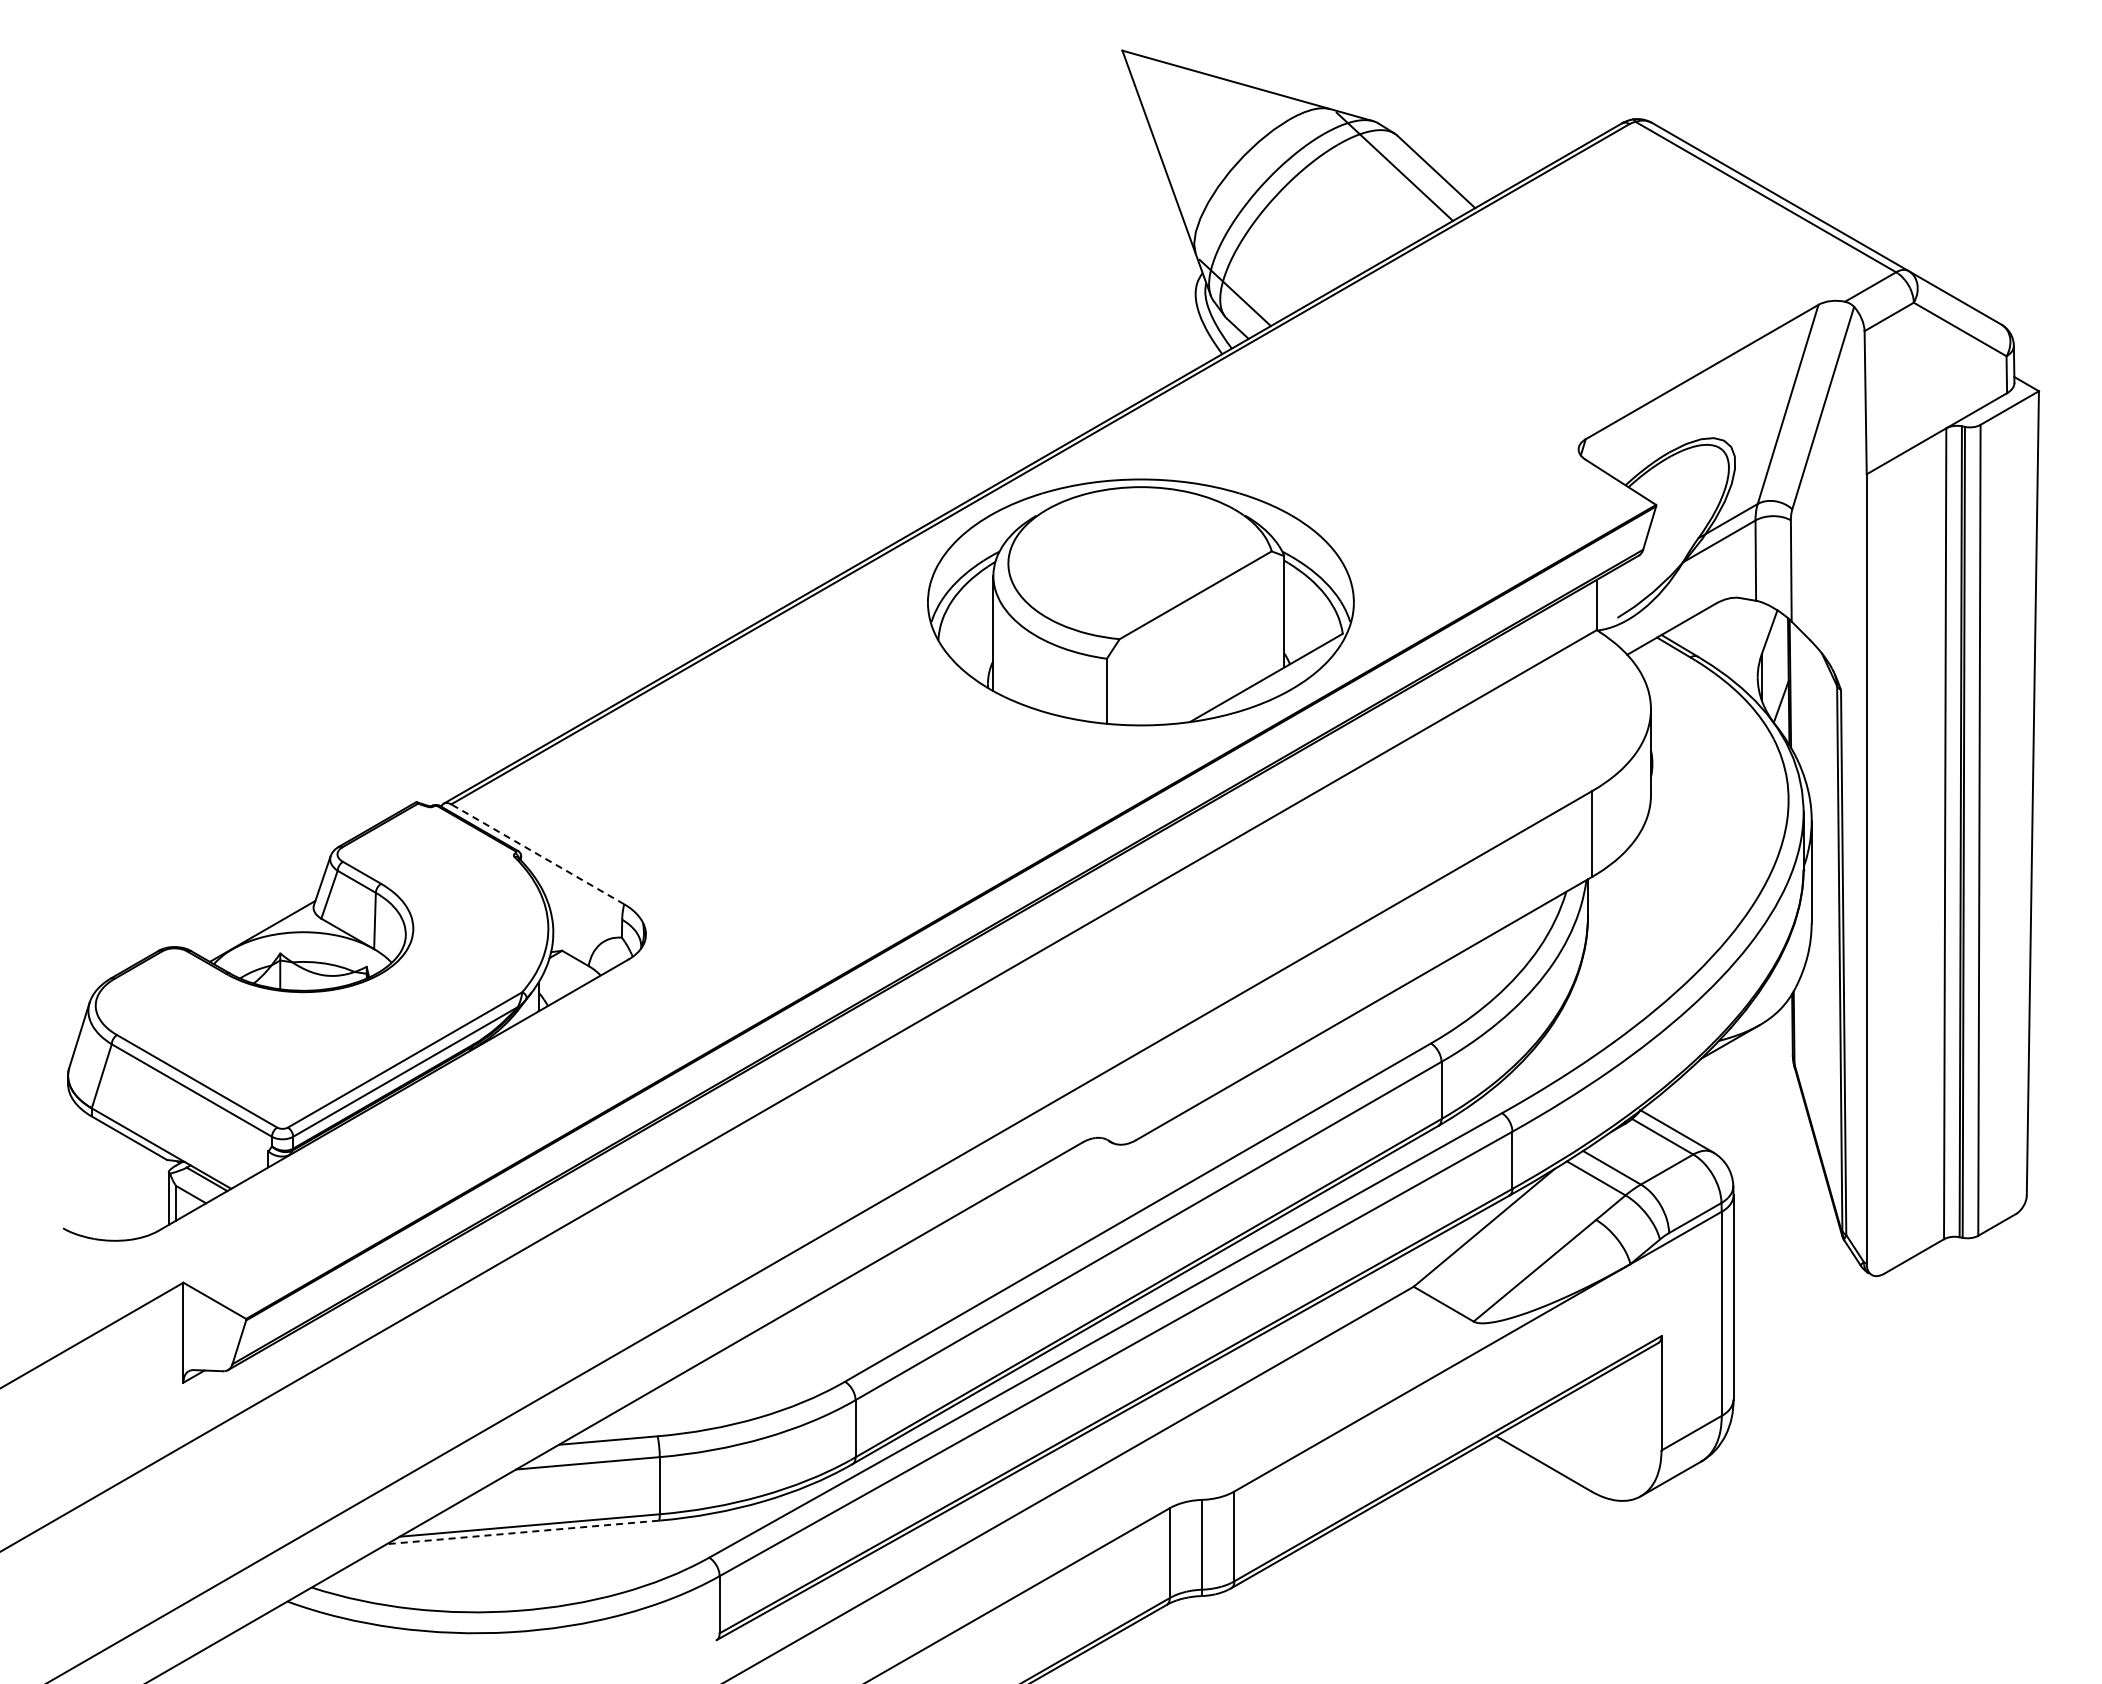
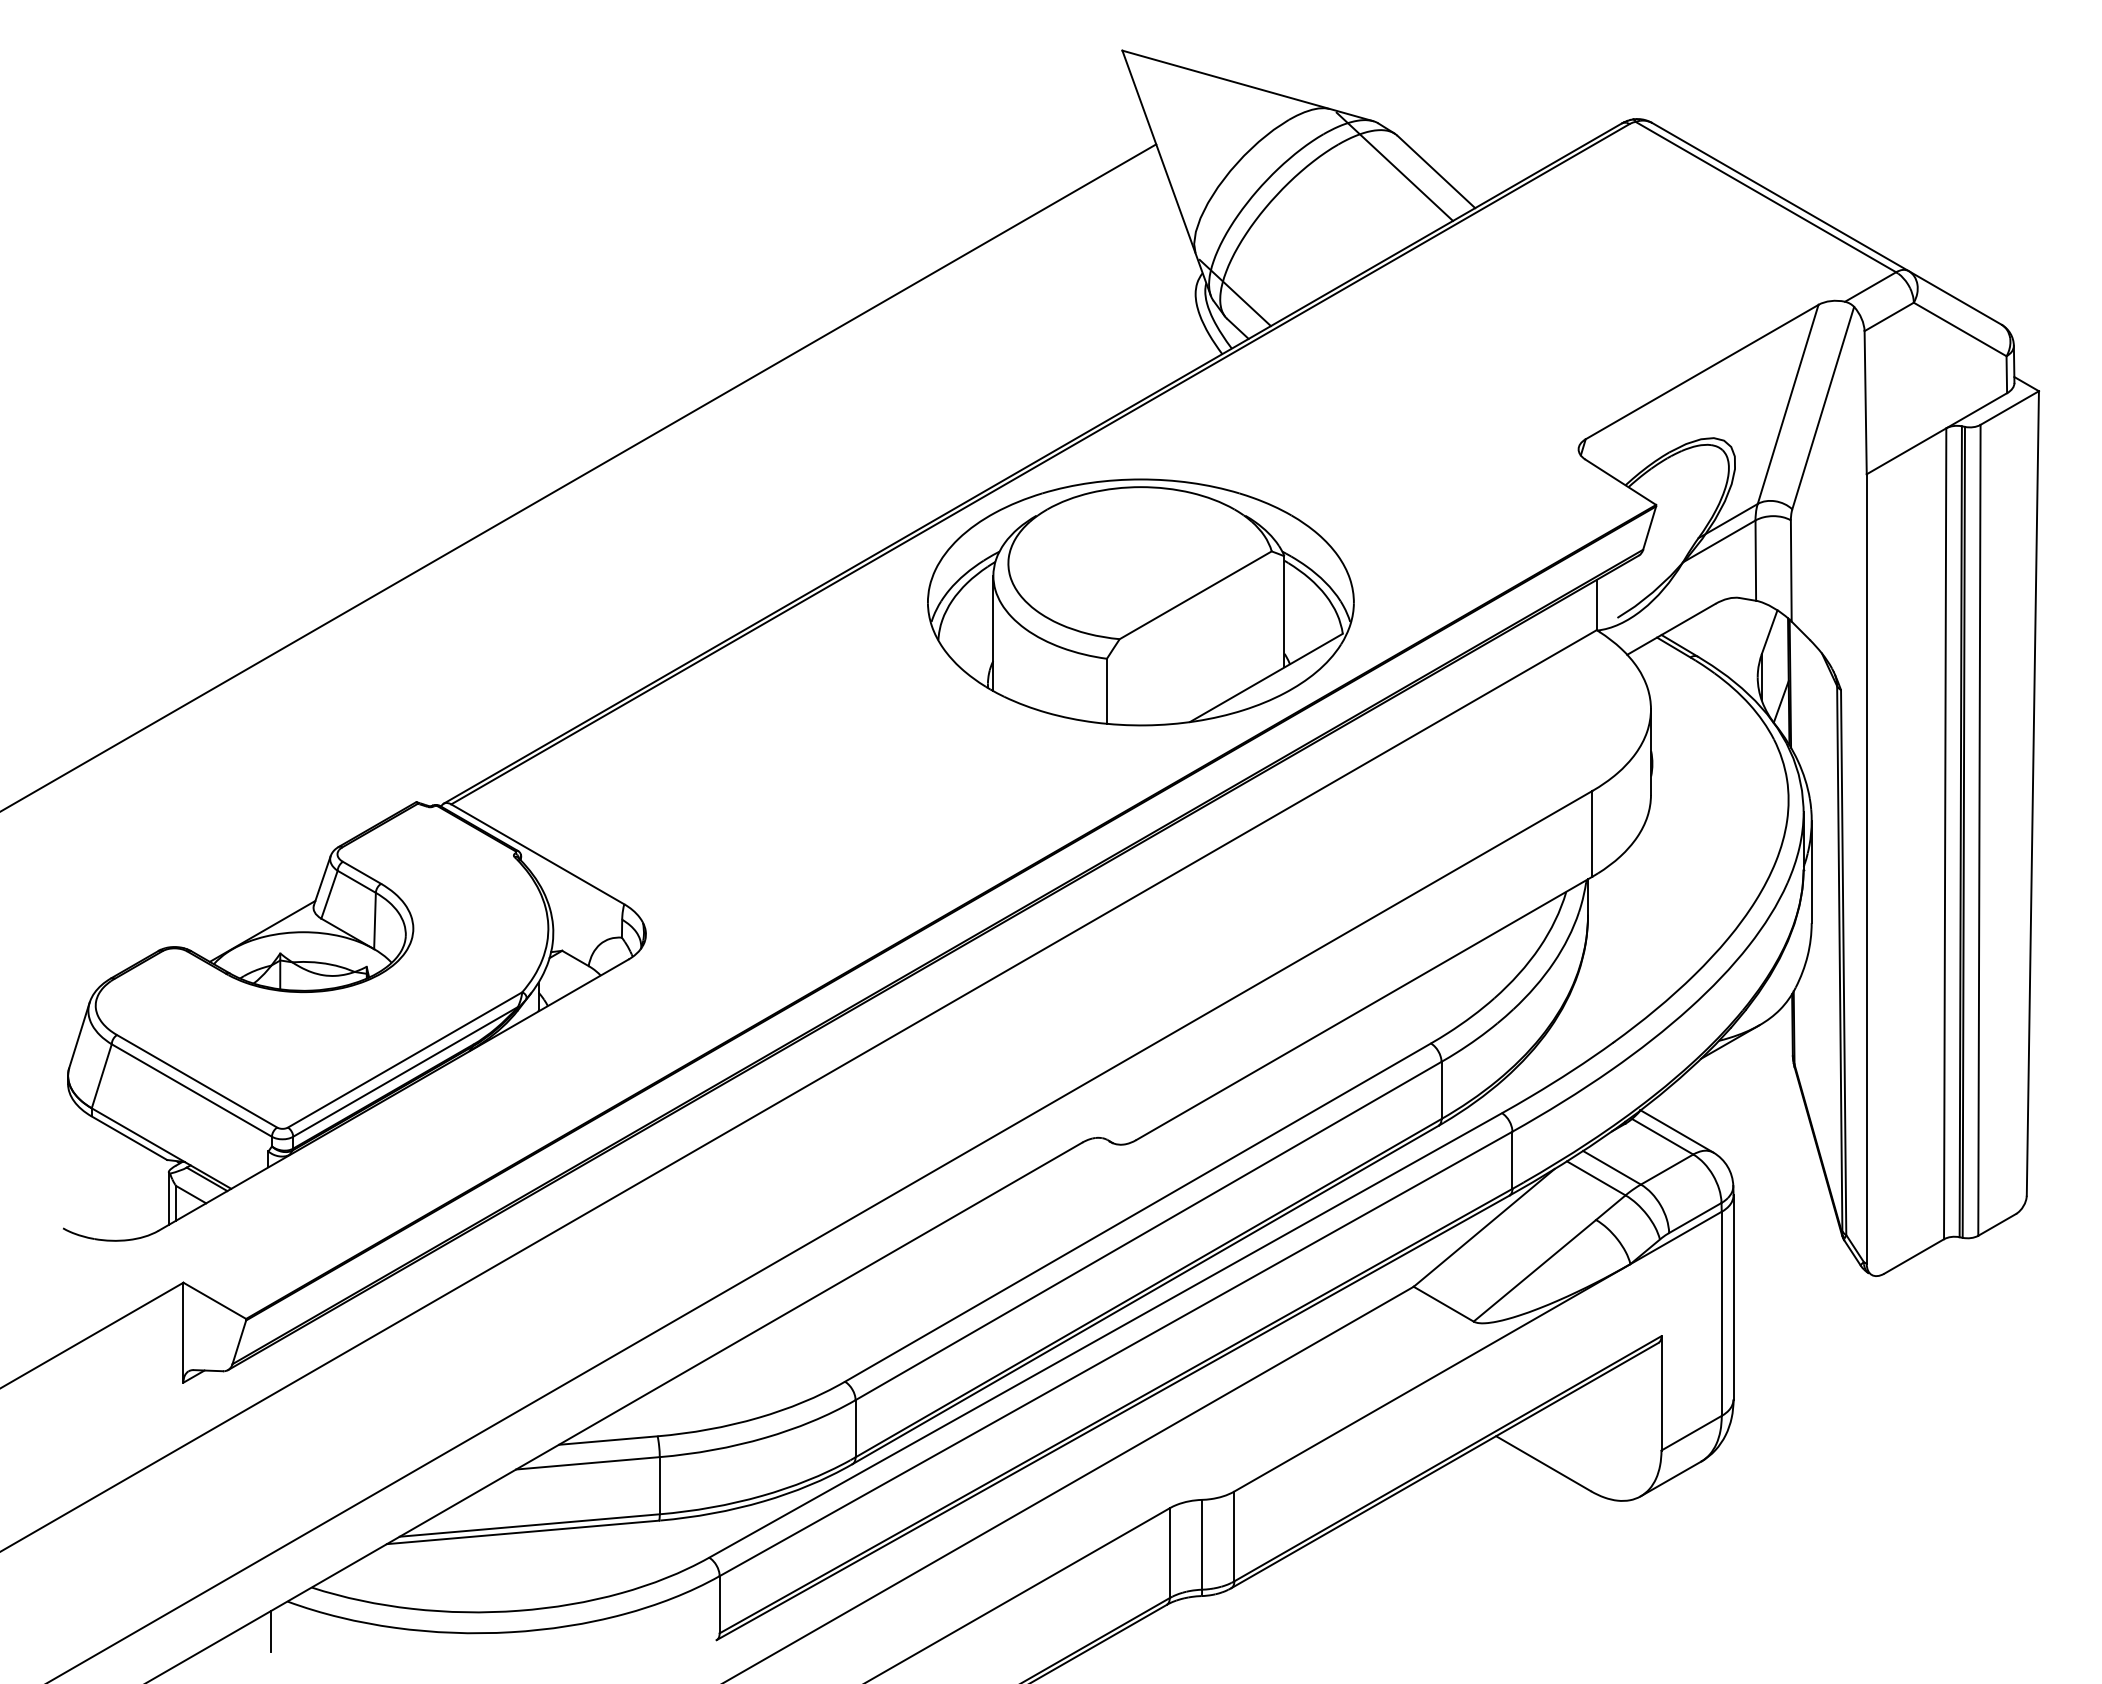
line: none -> present (579, 477)
line: dashed -> solid (537, 854)
line: dashed -> solid (522, 1532)
line: none -> present (271, 1631)
